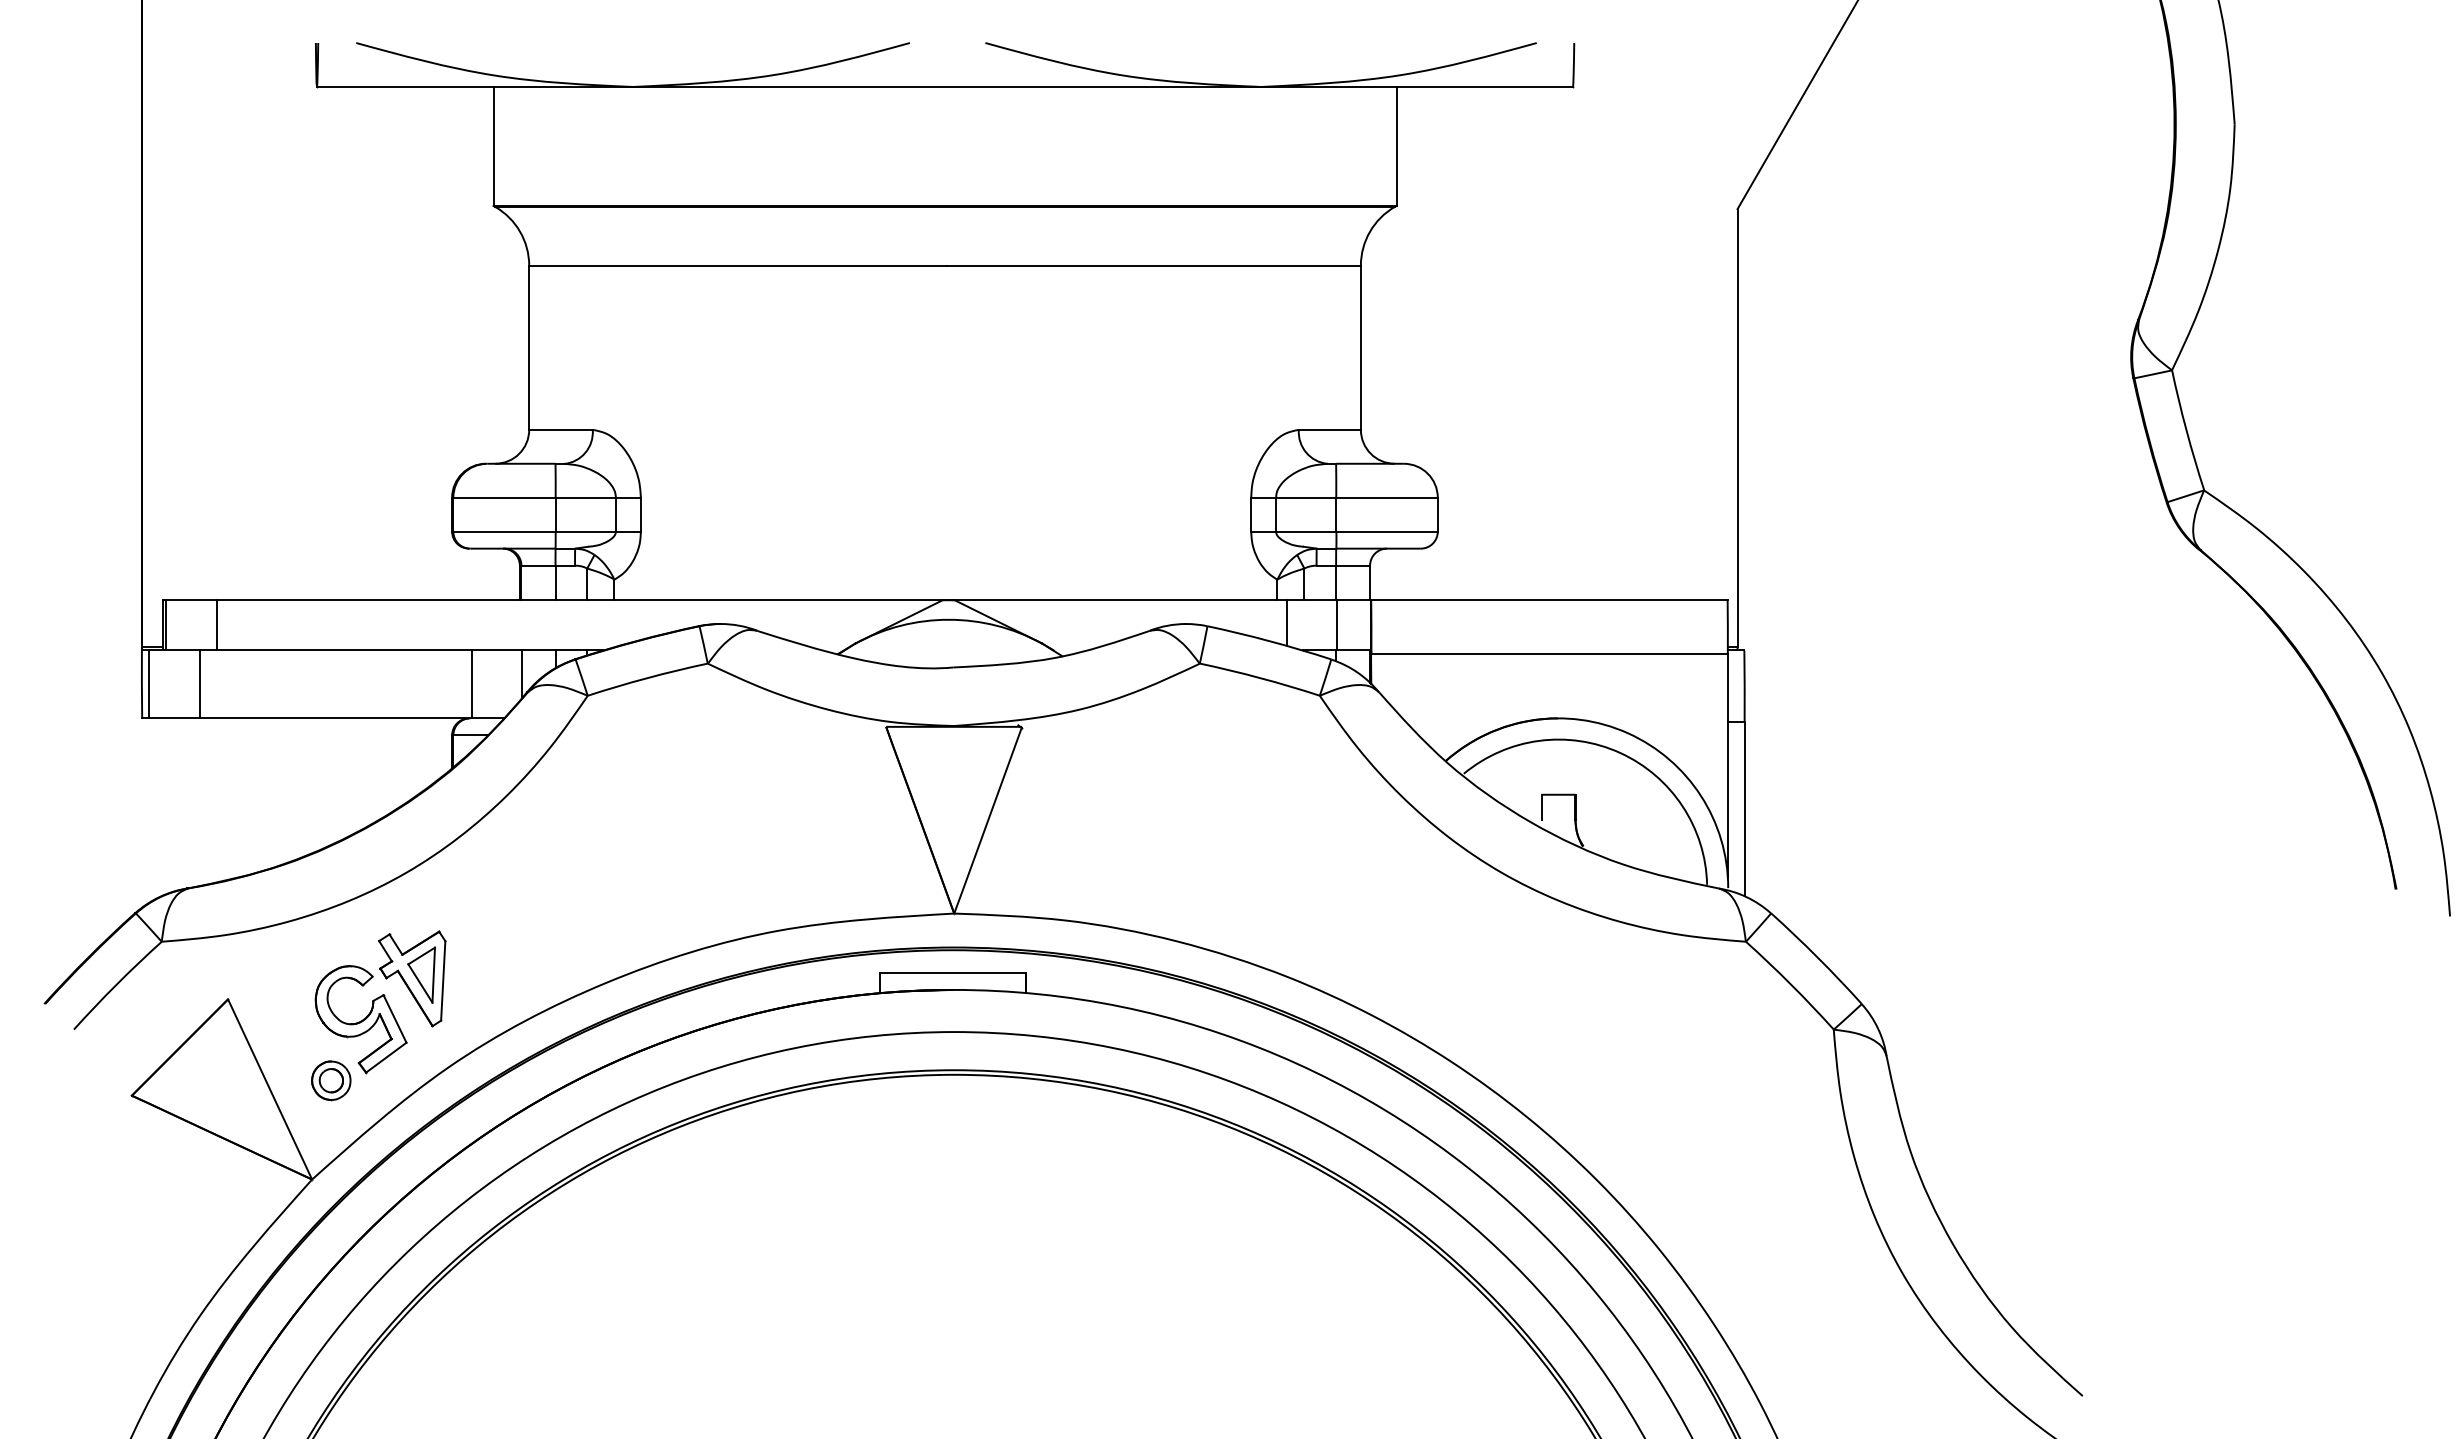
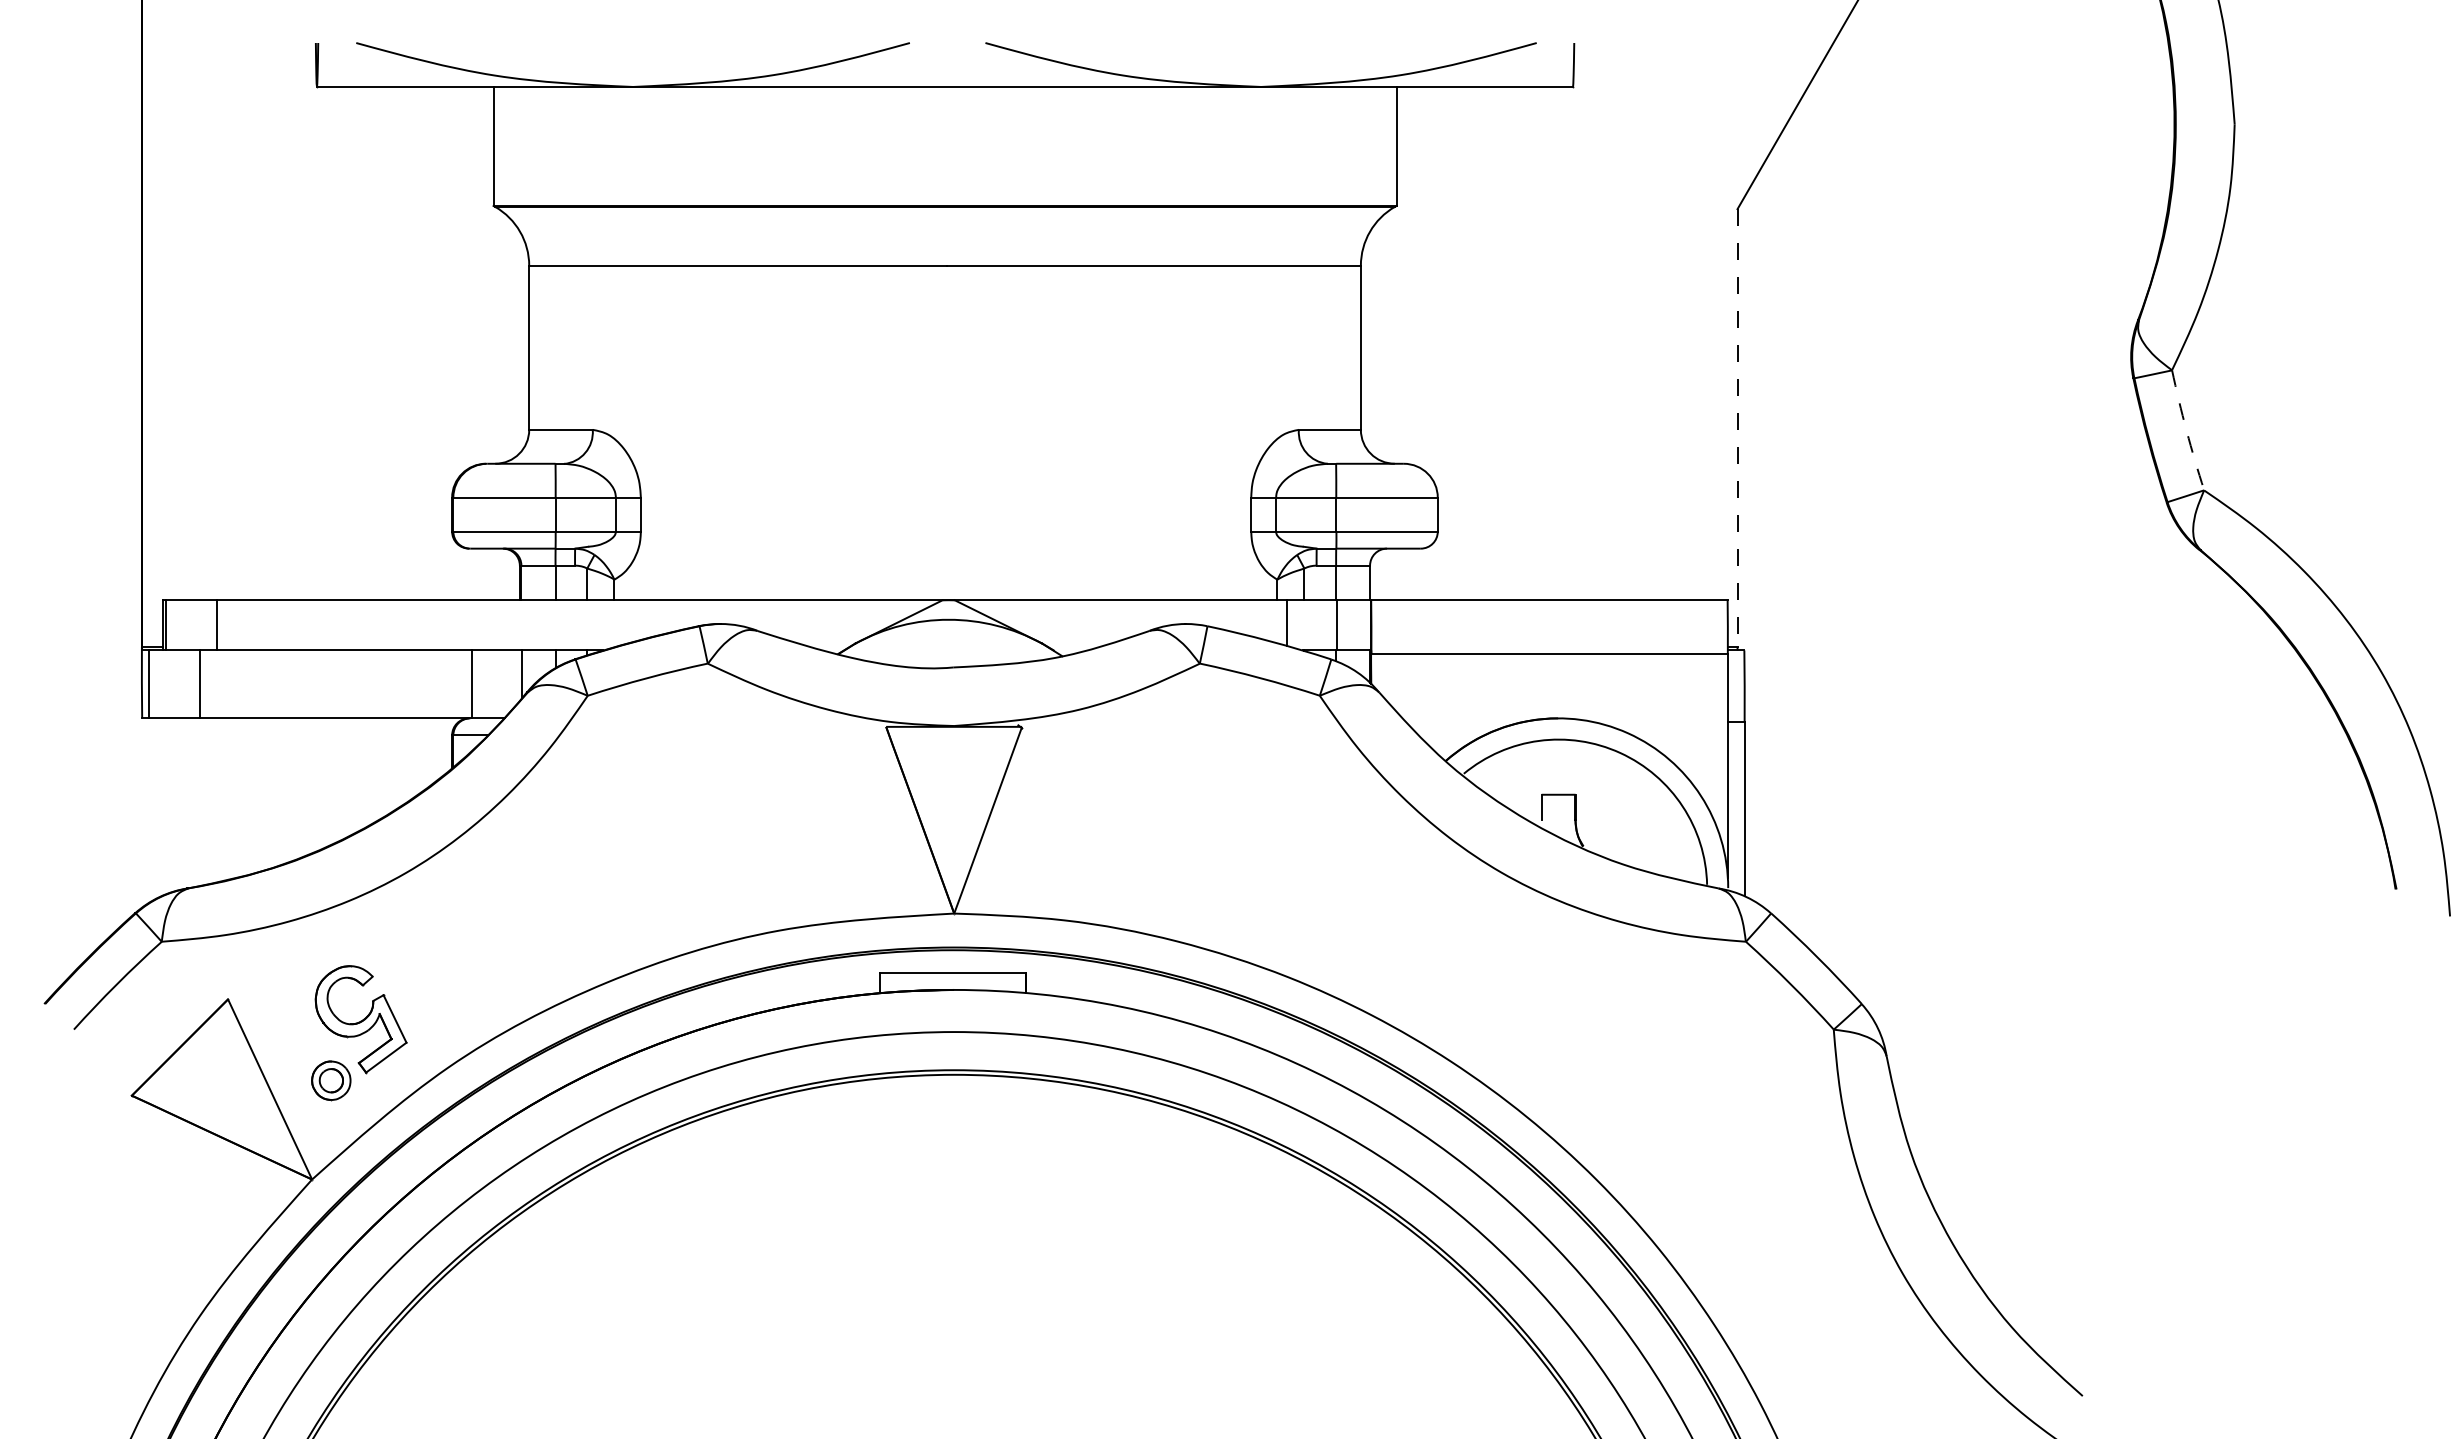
line: solid -> dashed (1737, 428)
arc: solid -> dashed (2186, 430)
part: present -> none (412, 978)
